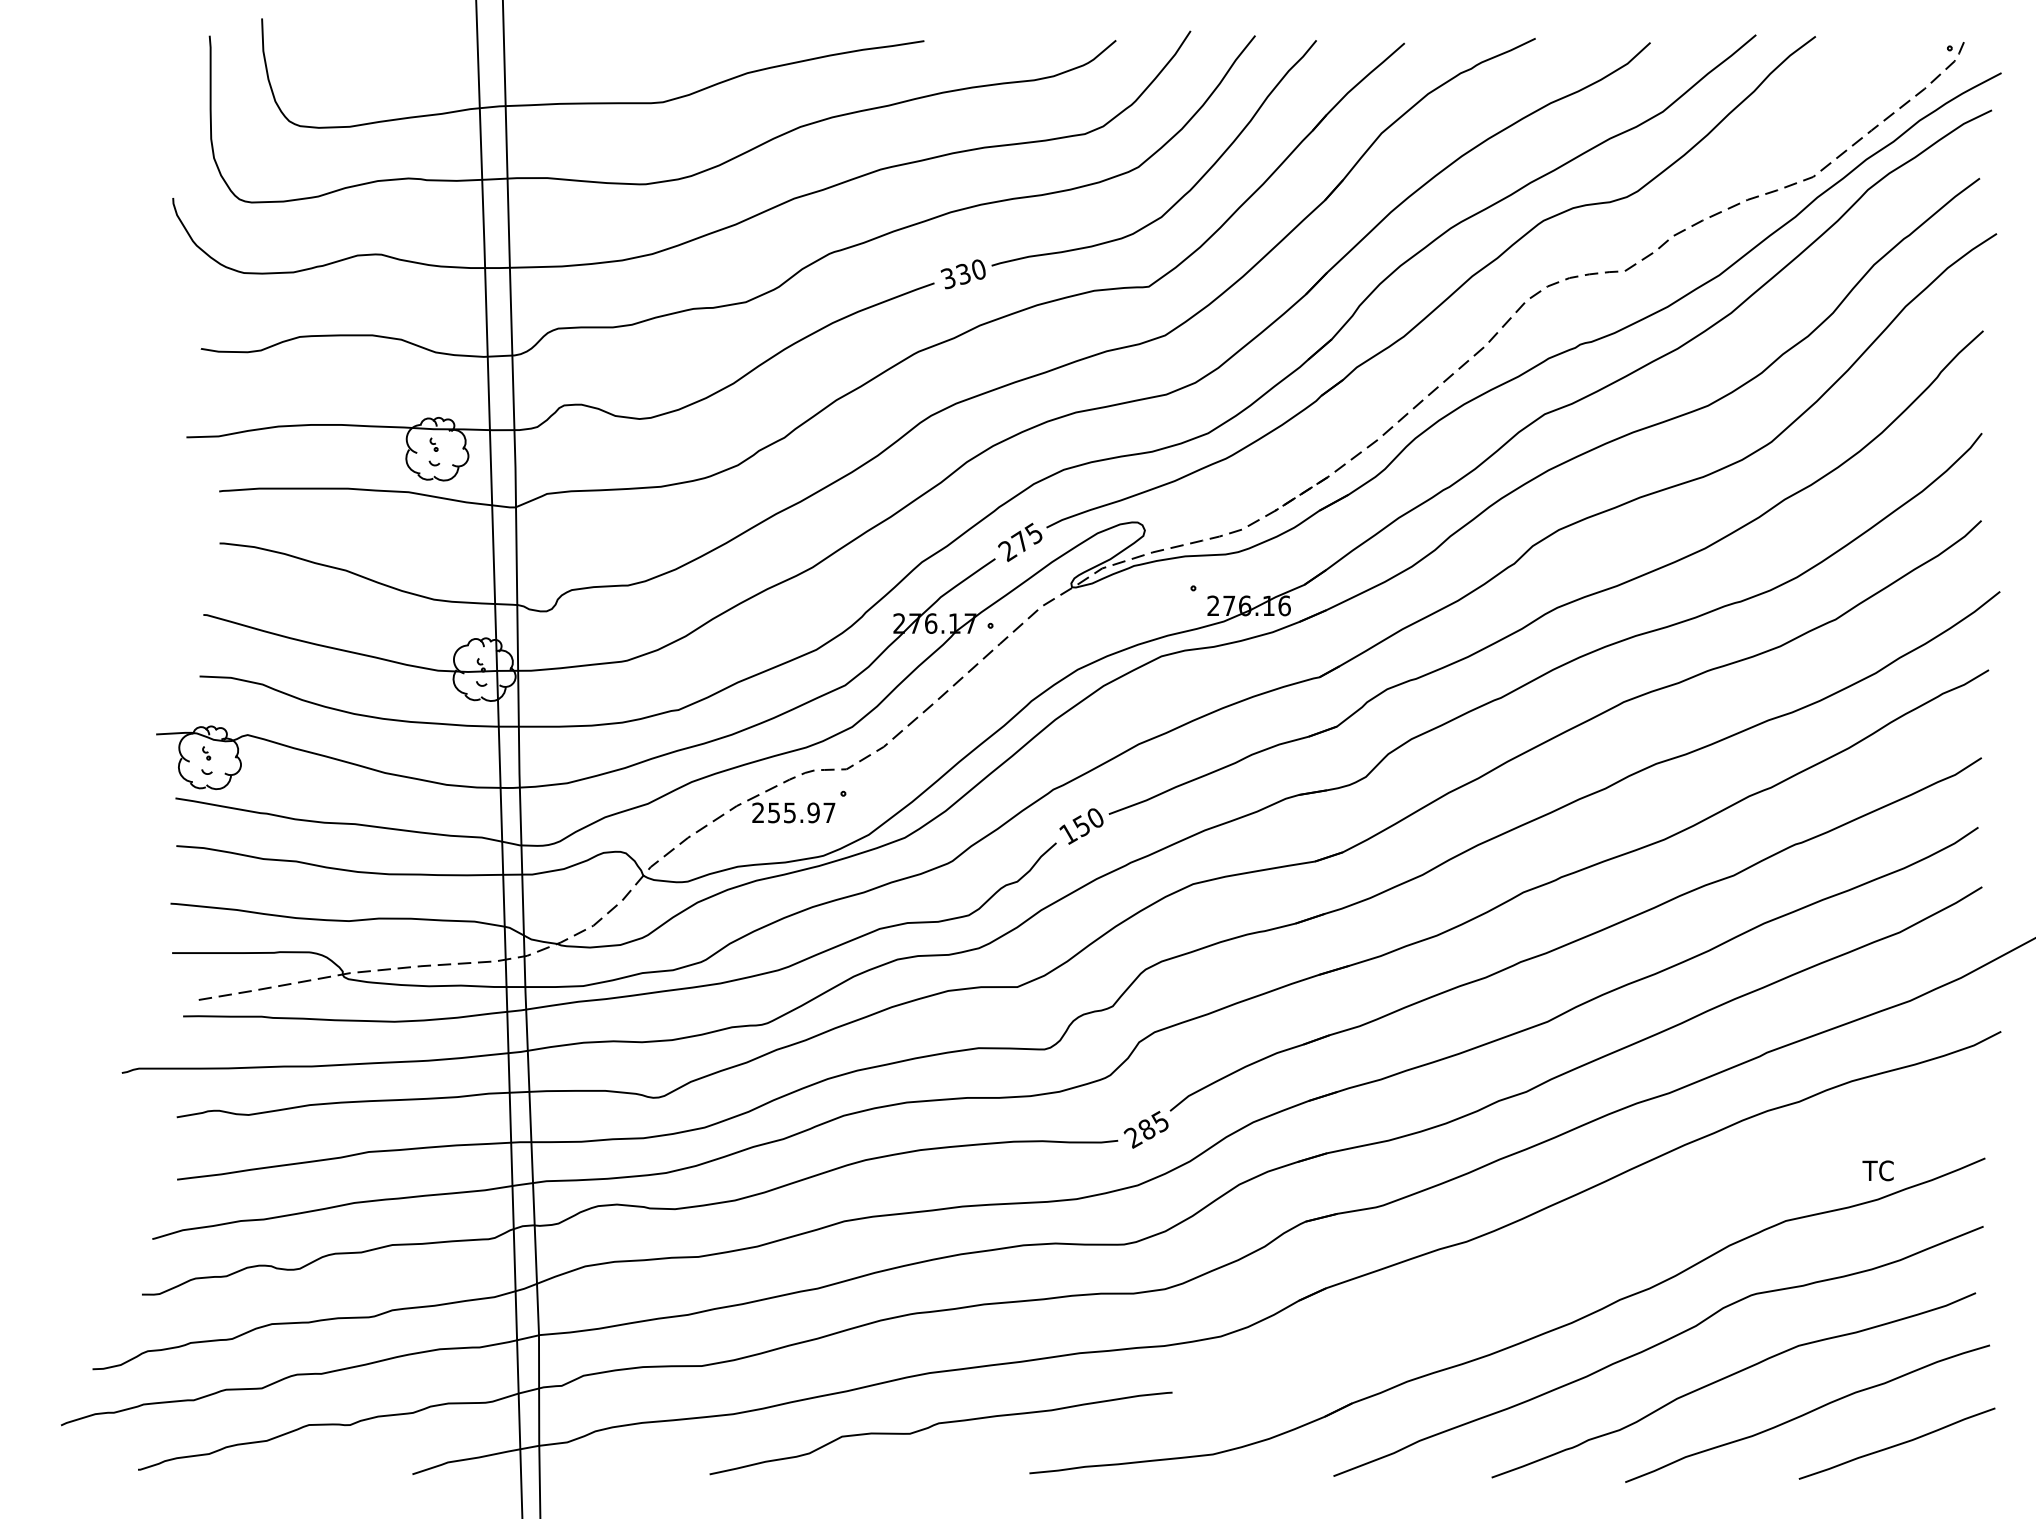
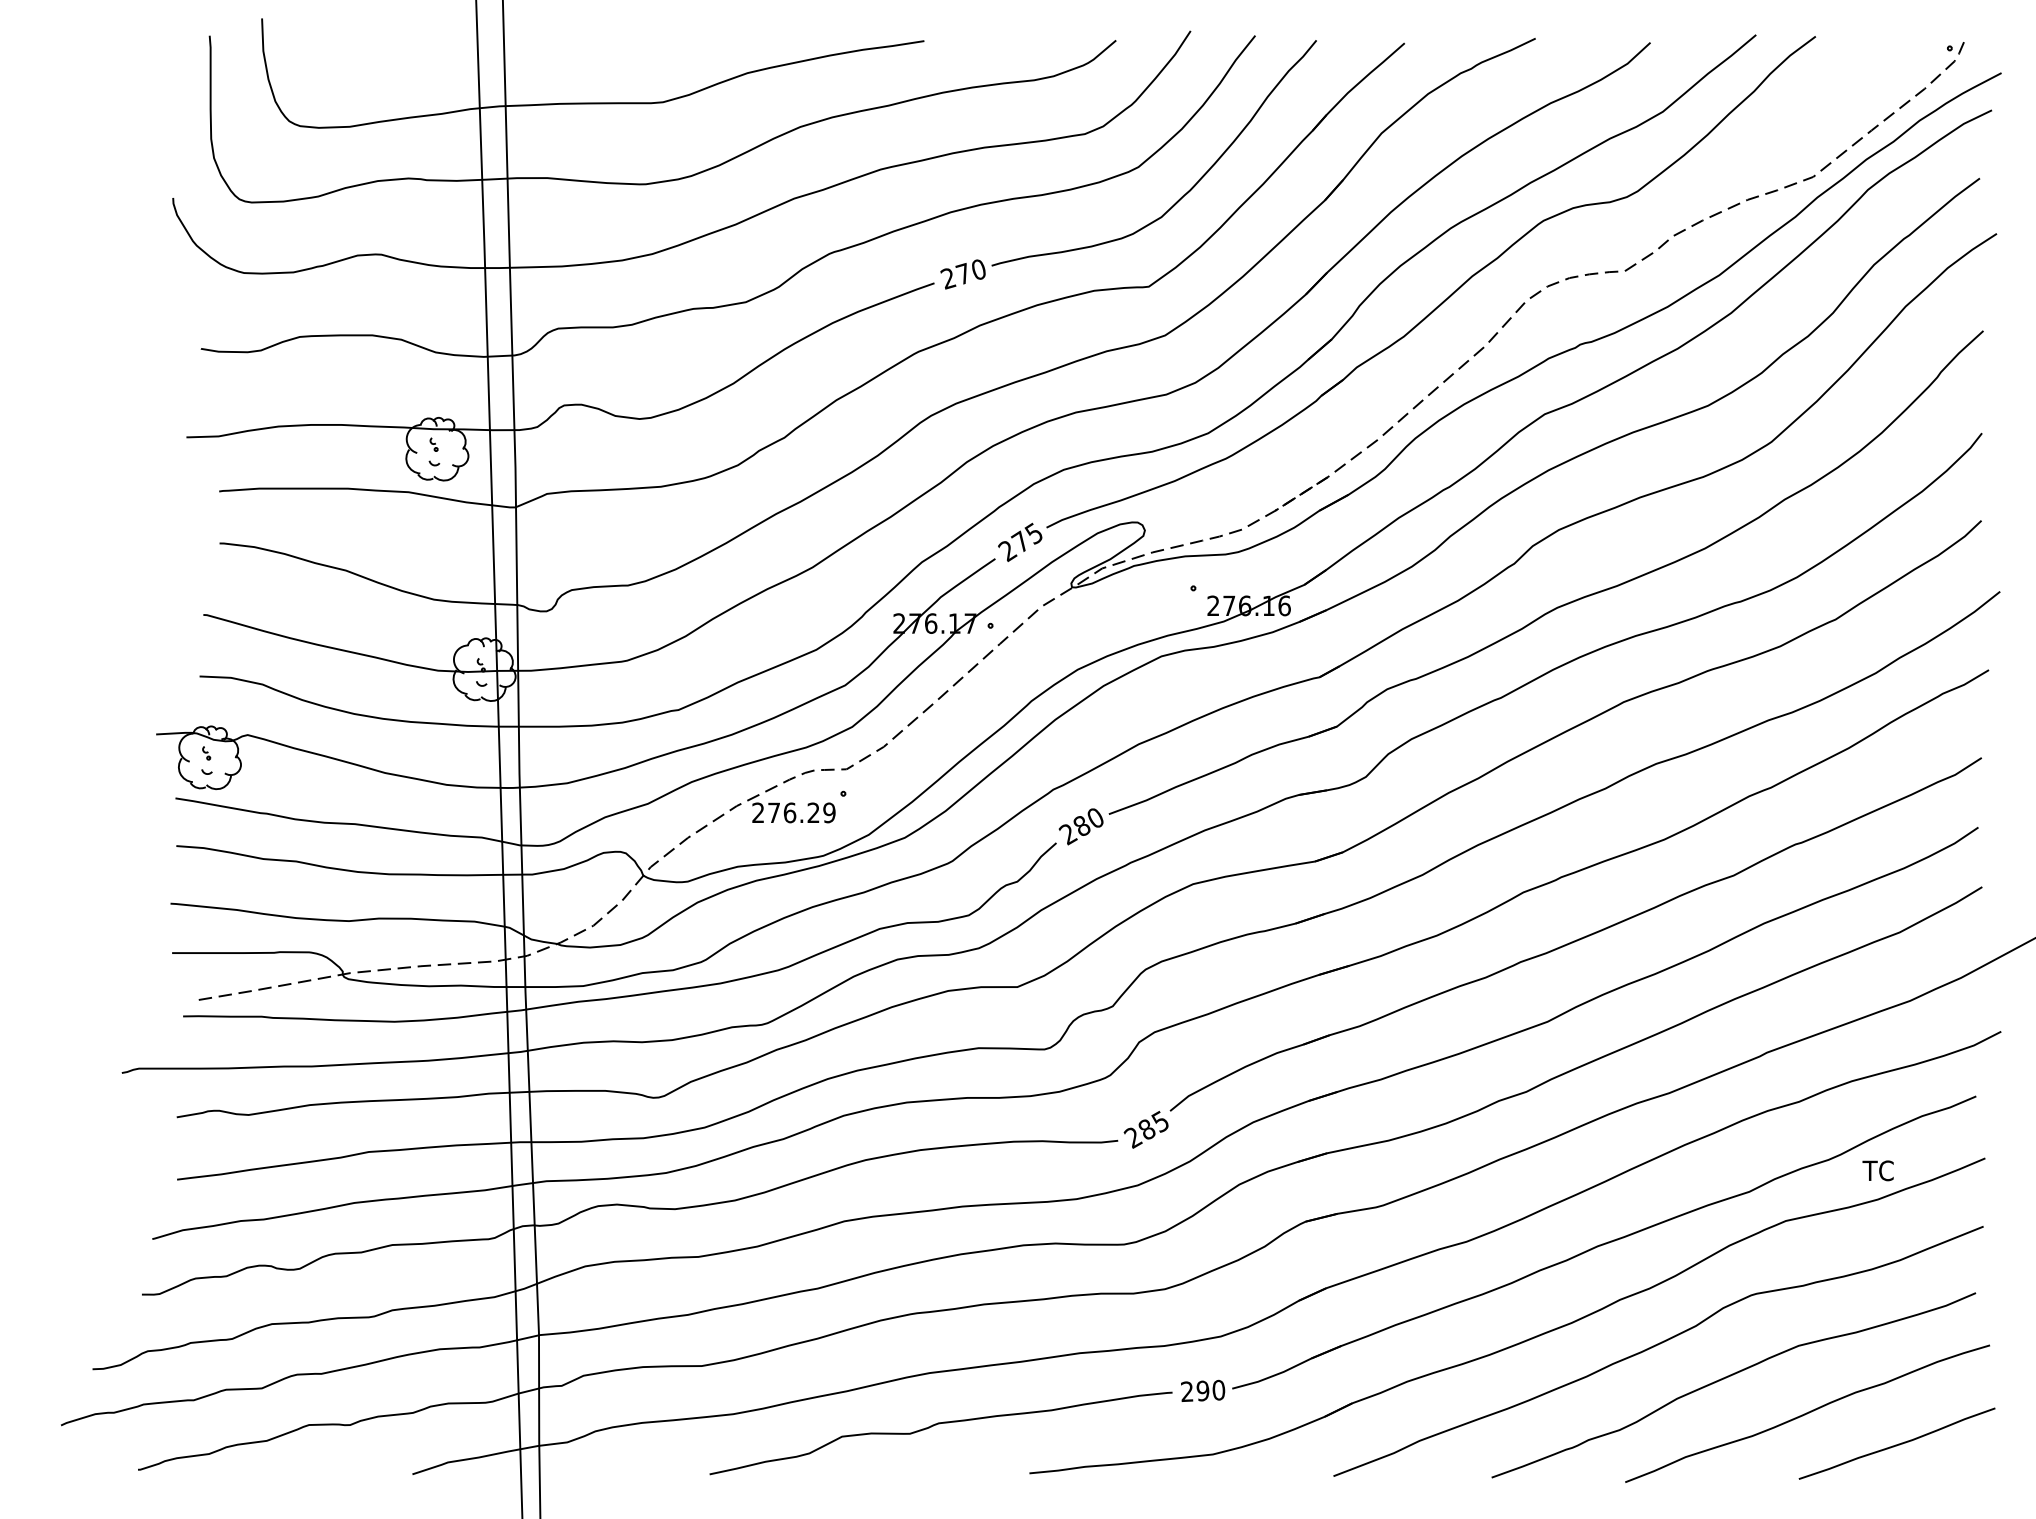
text: 330 -> 270 (955, 276)
text: 255.97 -> 276.29 (801, 812)
text: 150 -> 280 (1074, 830)
part: none -> present (1578, 1248)
